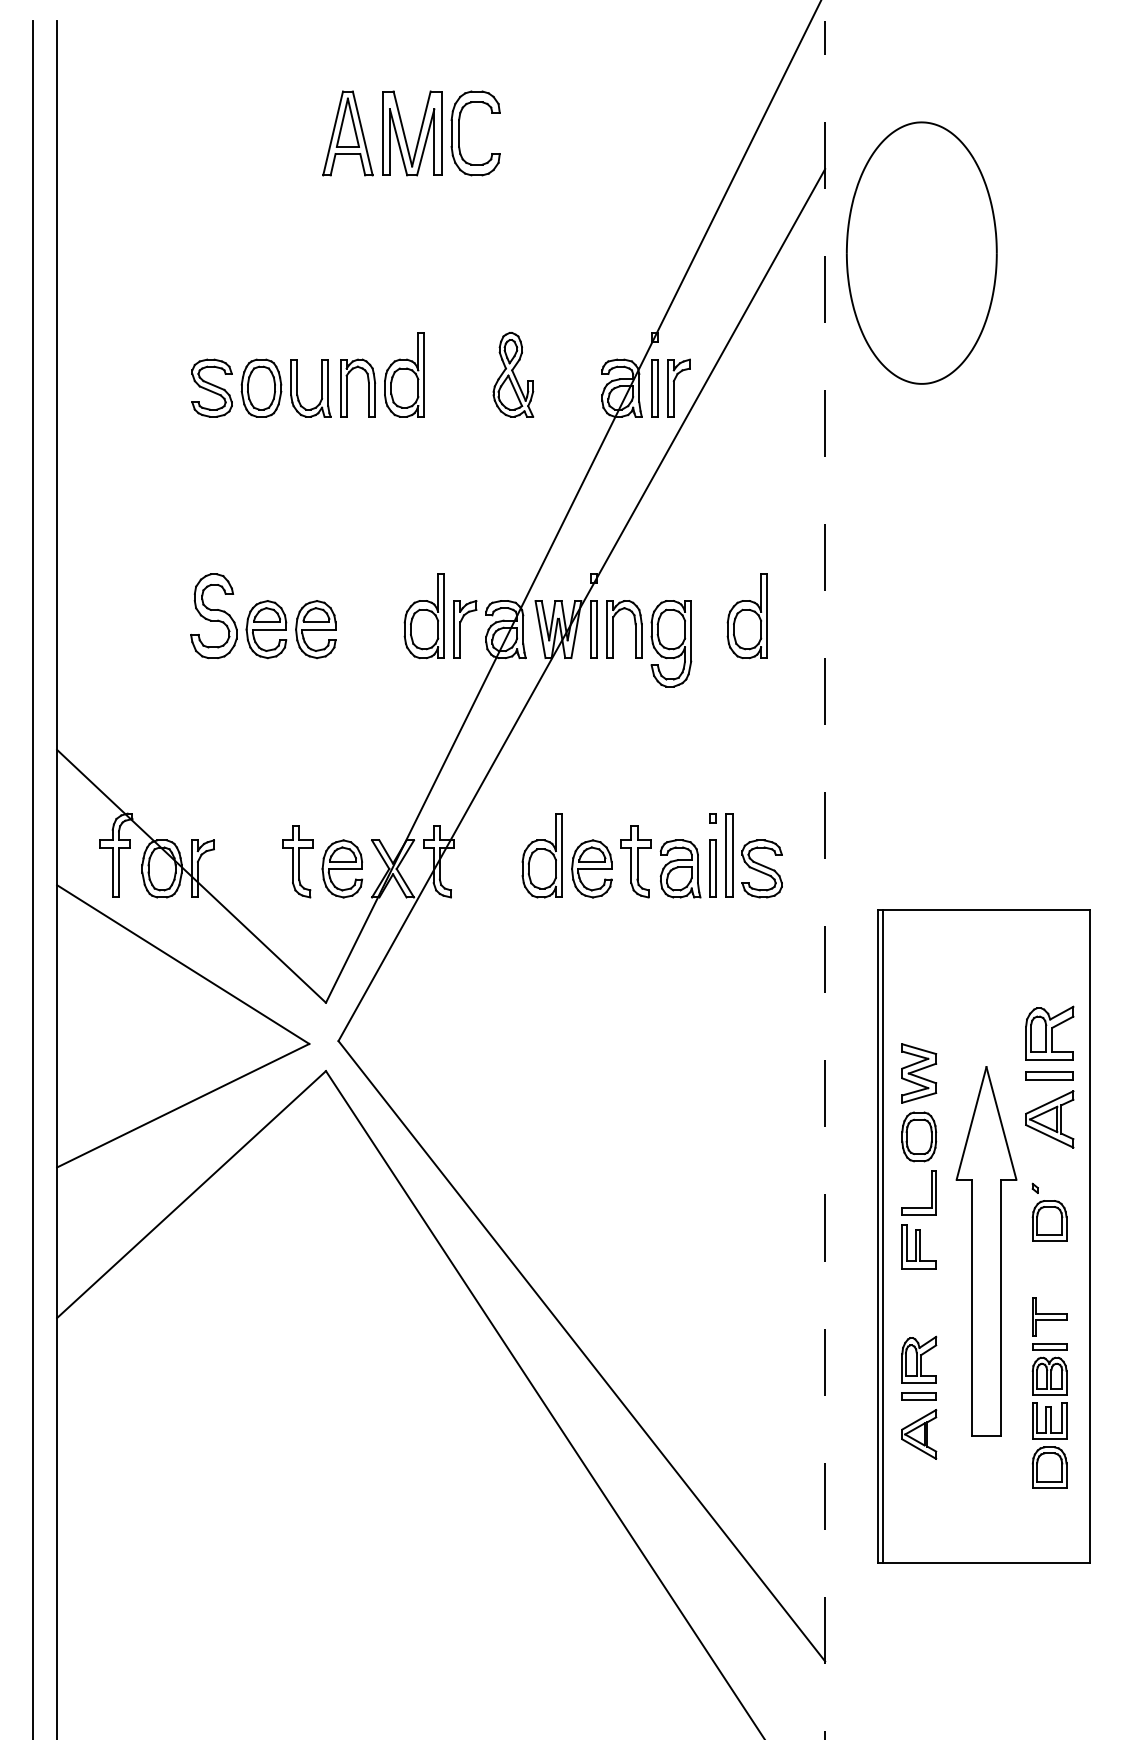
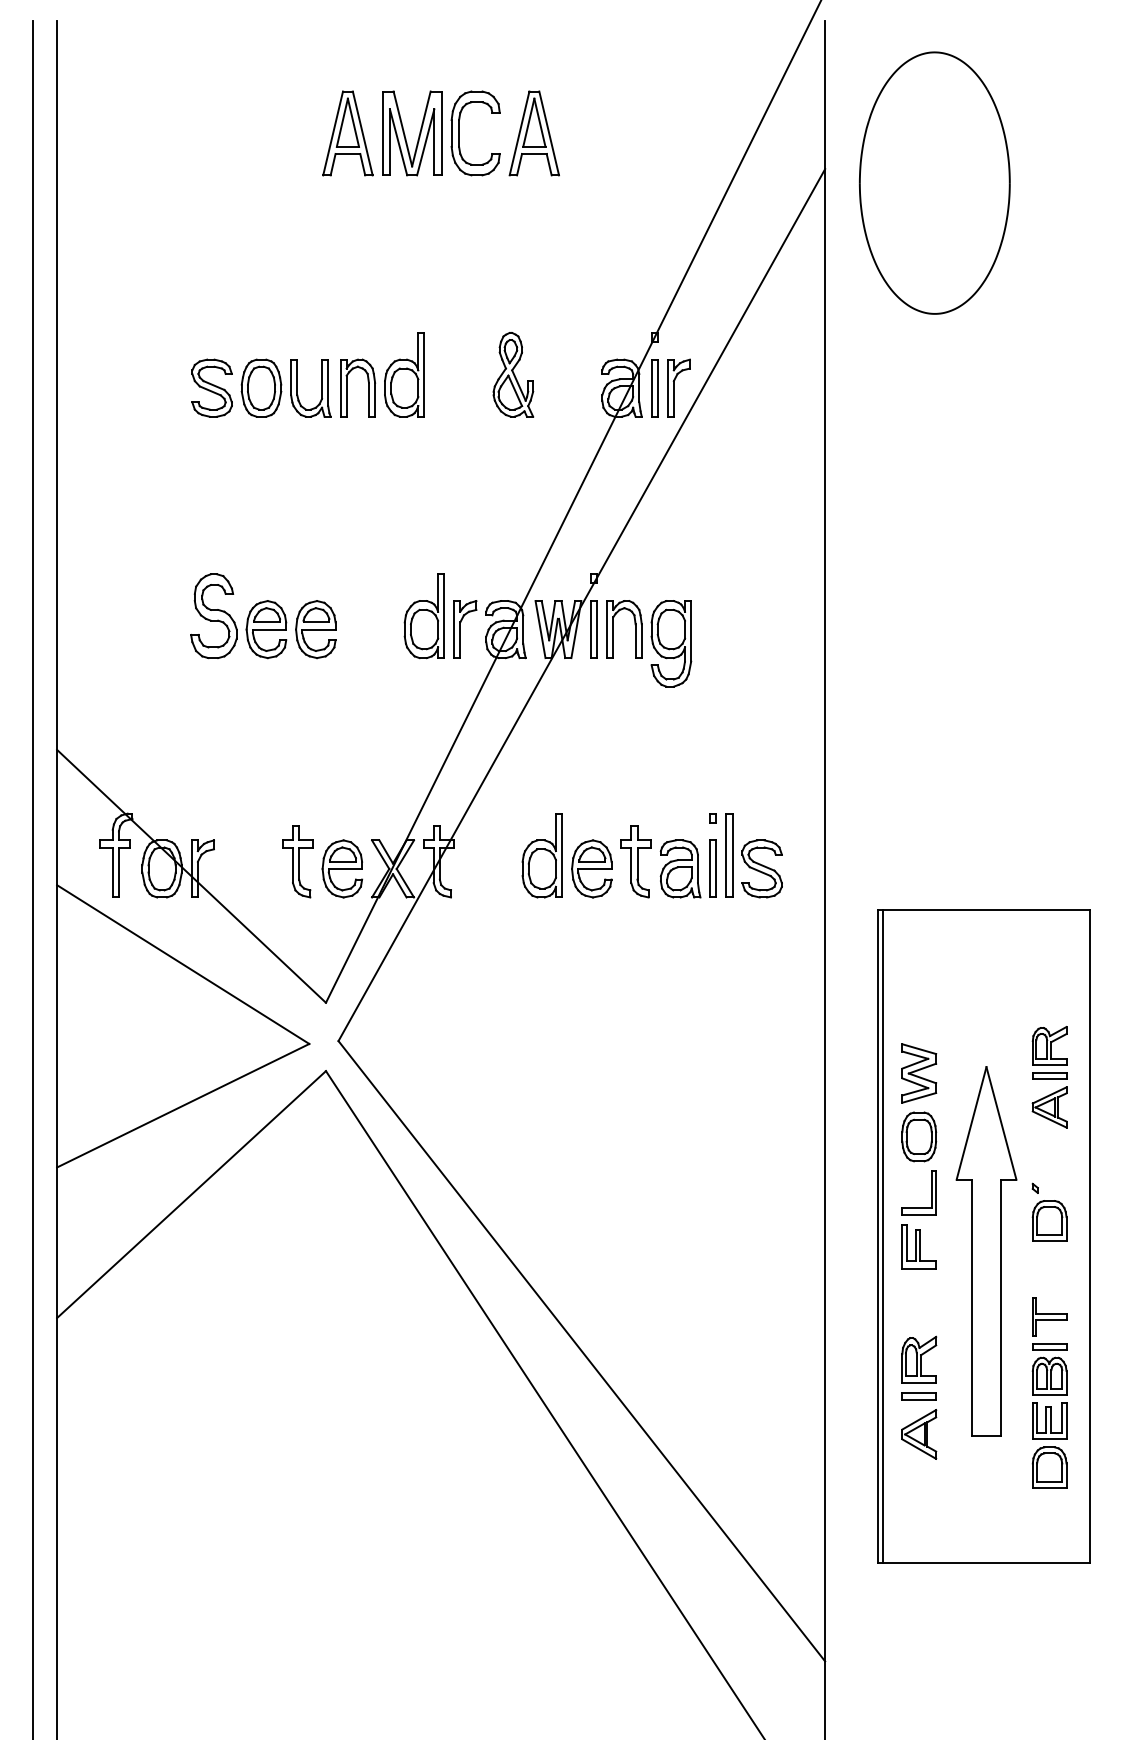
part: none -> present (533, 133)
part position: (921, 252) -> (934, 182) (934, 182)
part: present -> none (746, 616)
line: dashed -> solid (825, 880)
part size: 50x144 px -> 37x103 px (1049, 1077)
